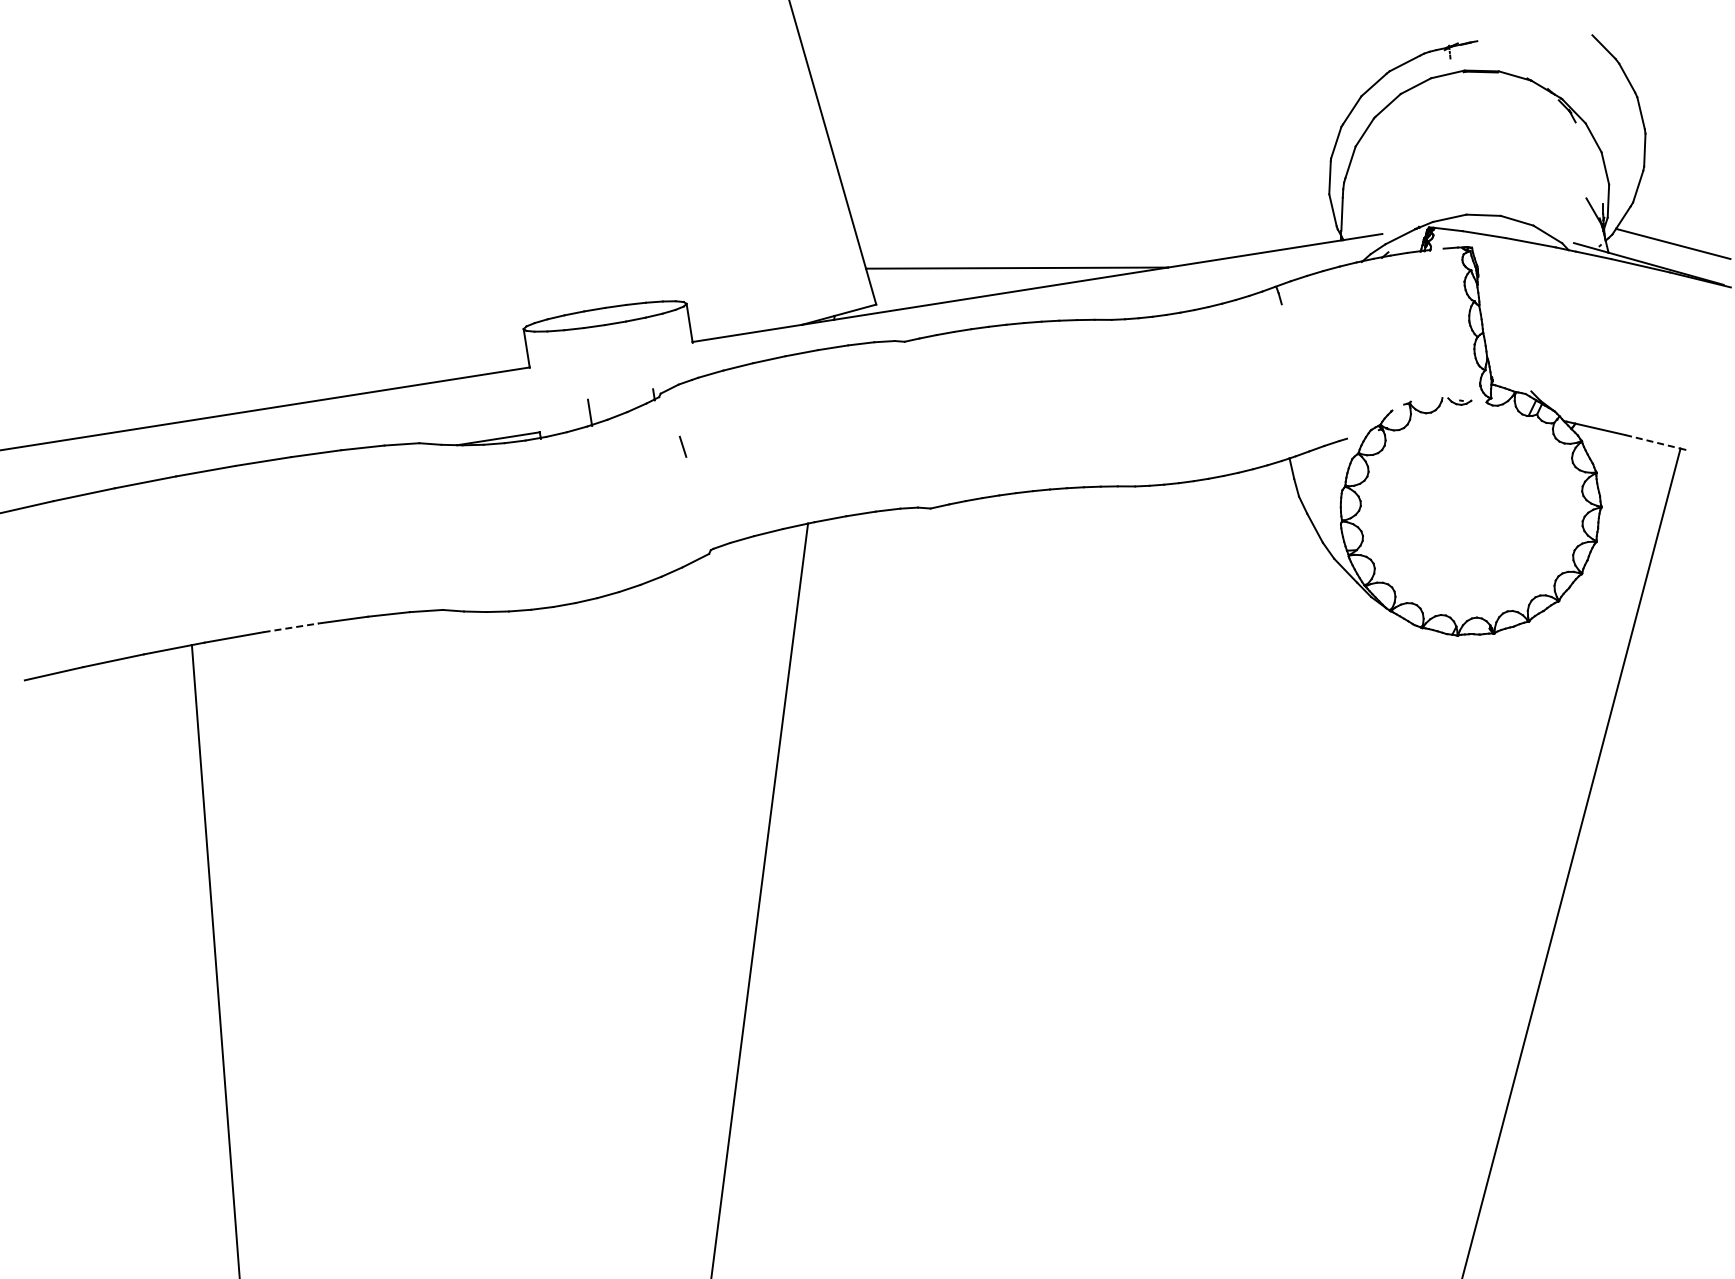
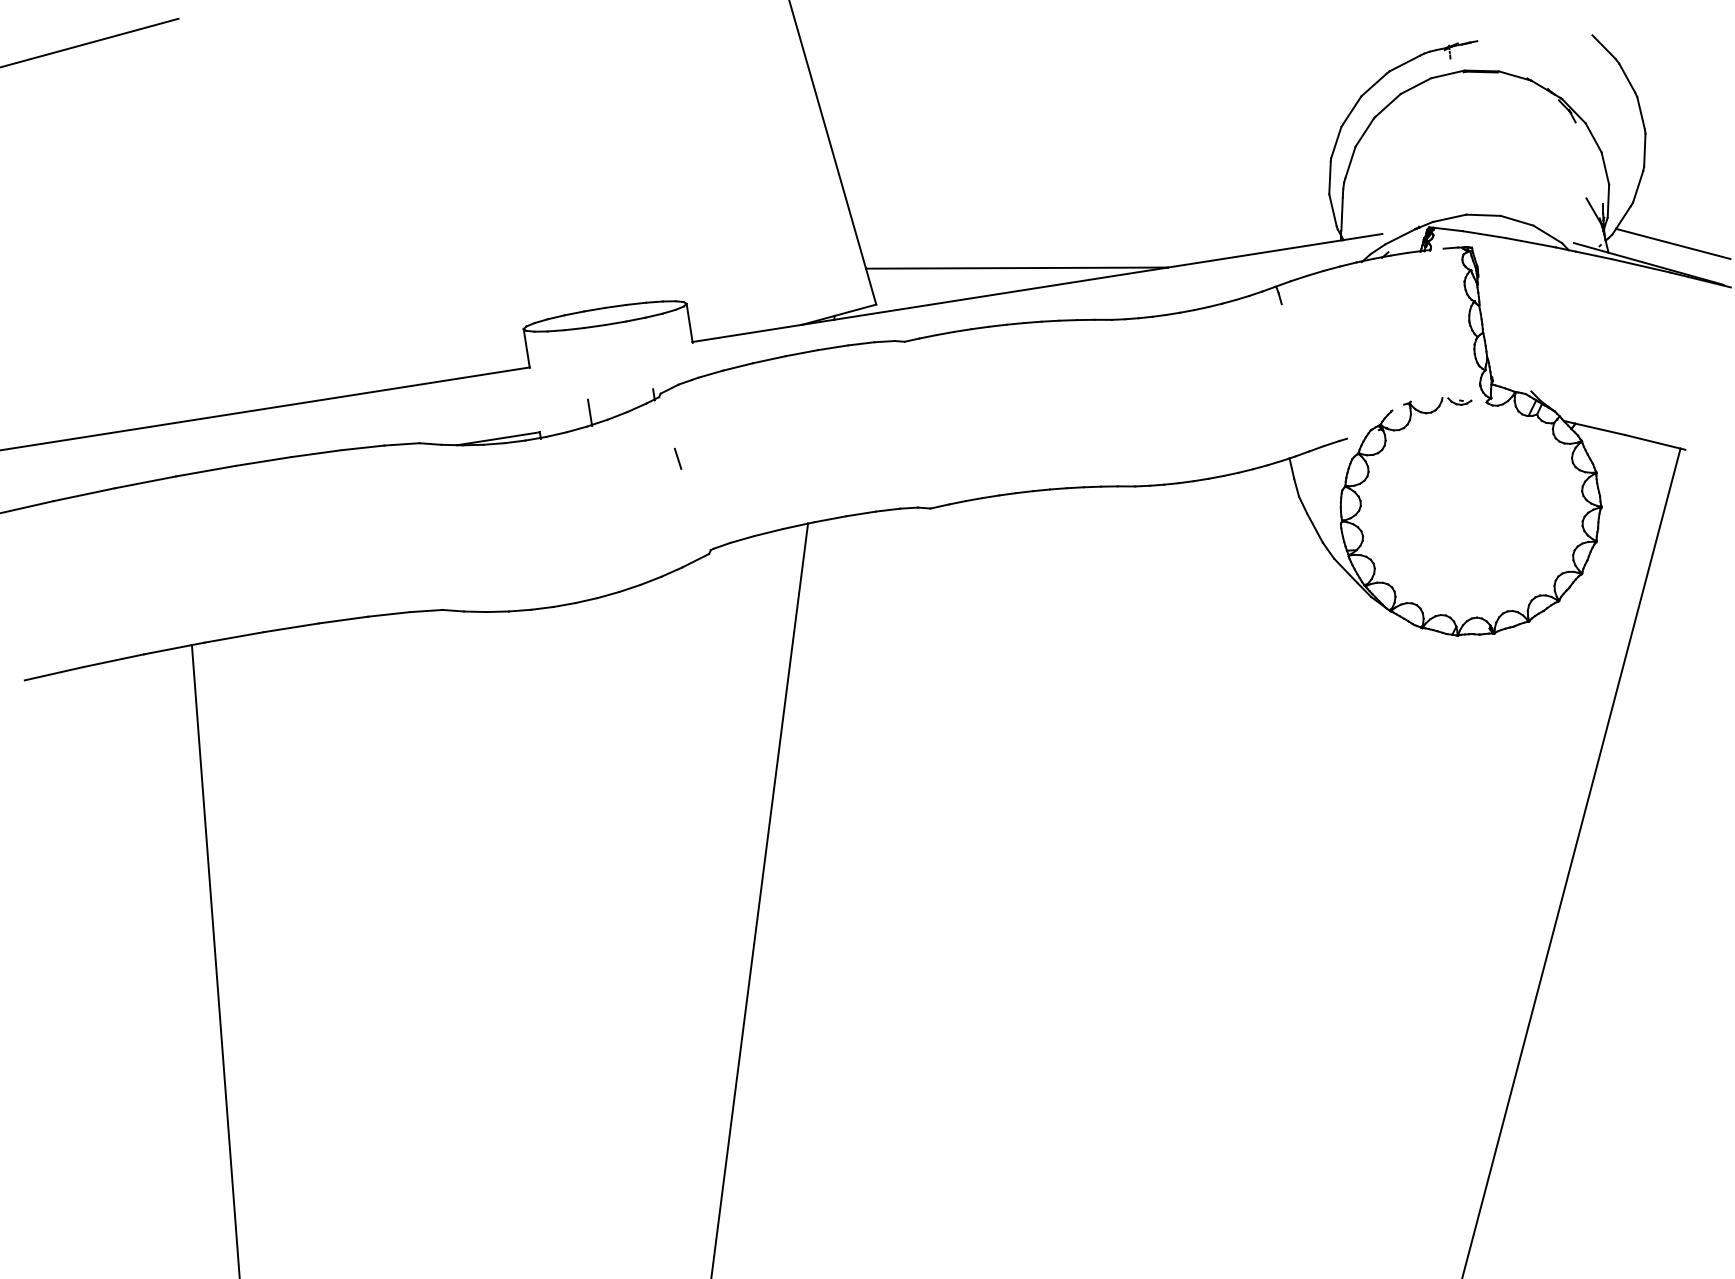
line: none -> present (90, 42)
line: dashed -> solid (1652, 441)
line position: (682, 446) -> (677, 458) (677, 458)
line: dashed -> solid (291, 627)
